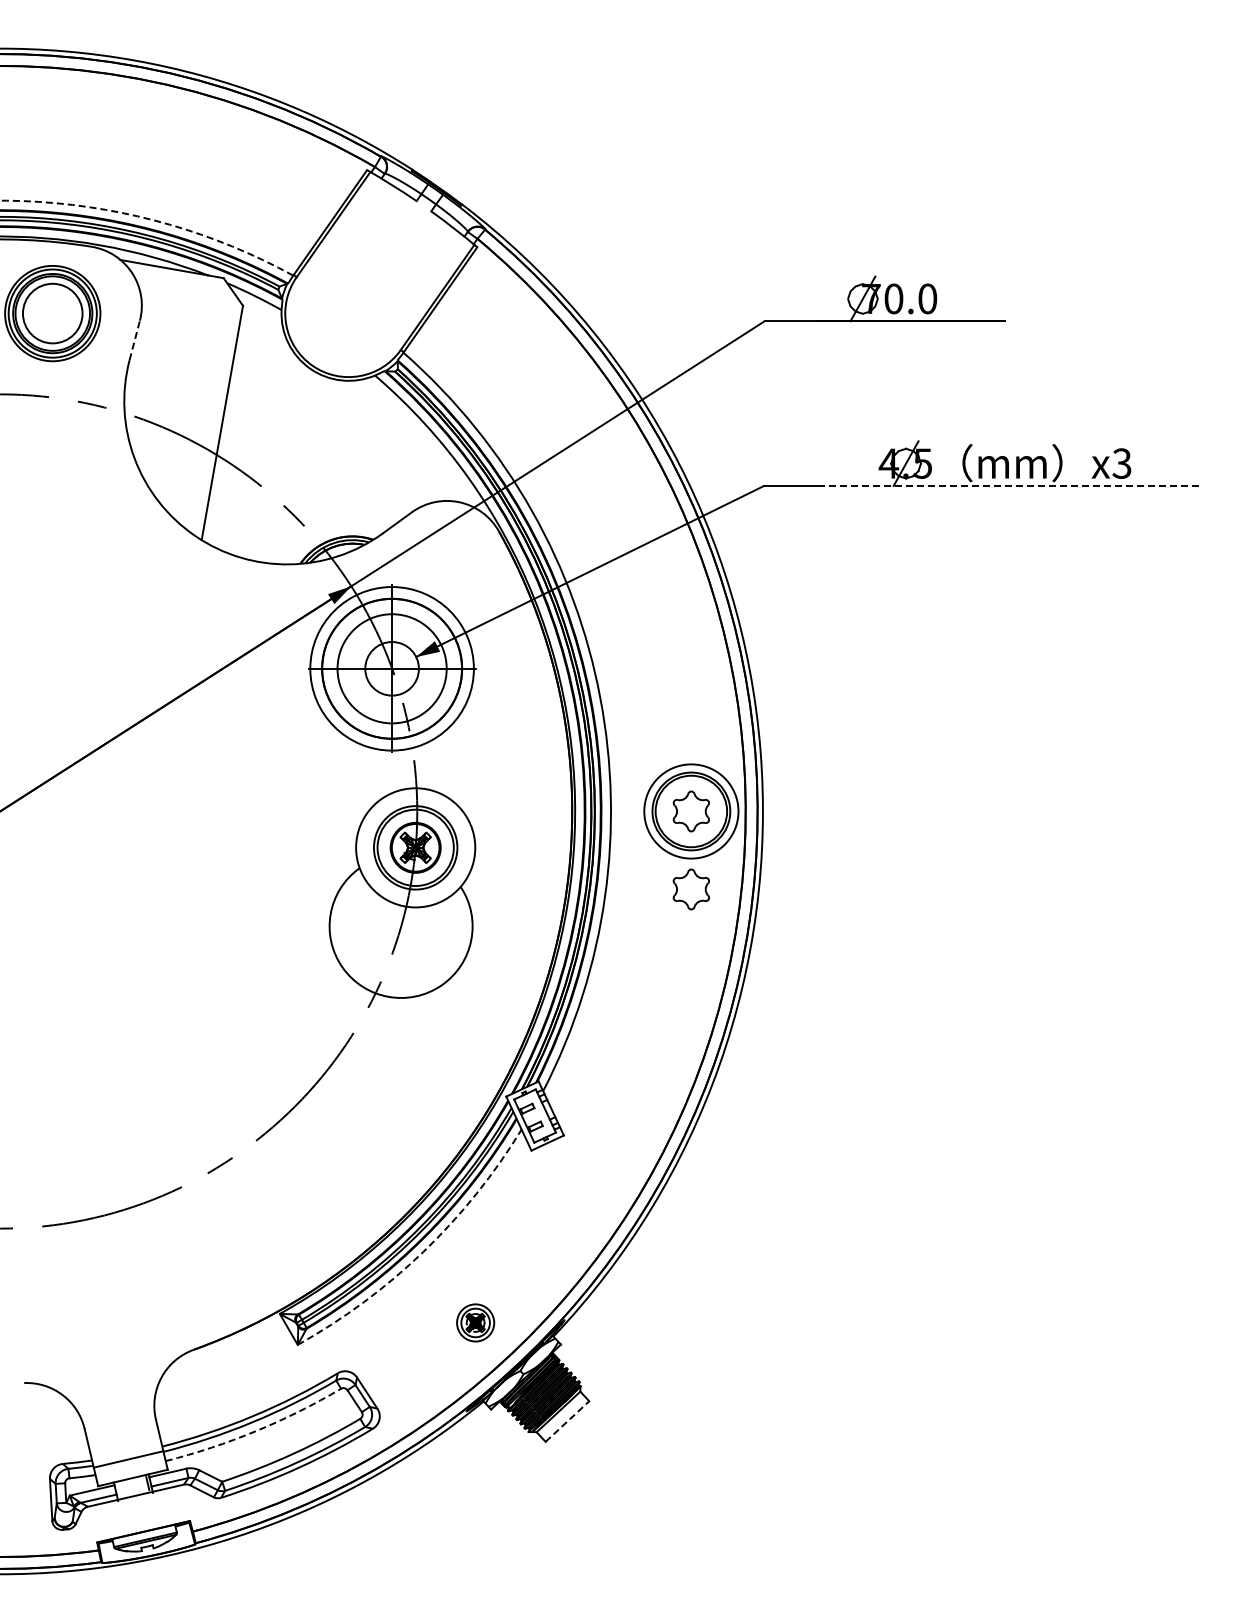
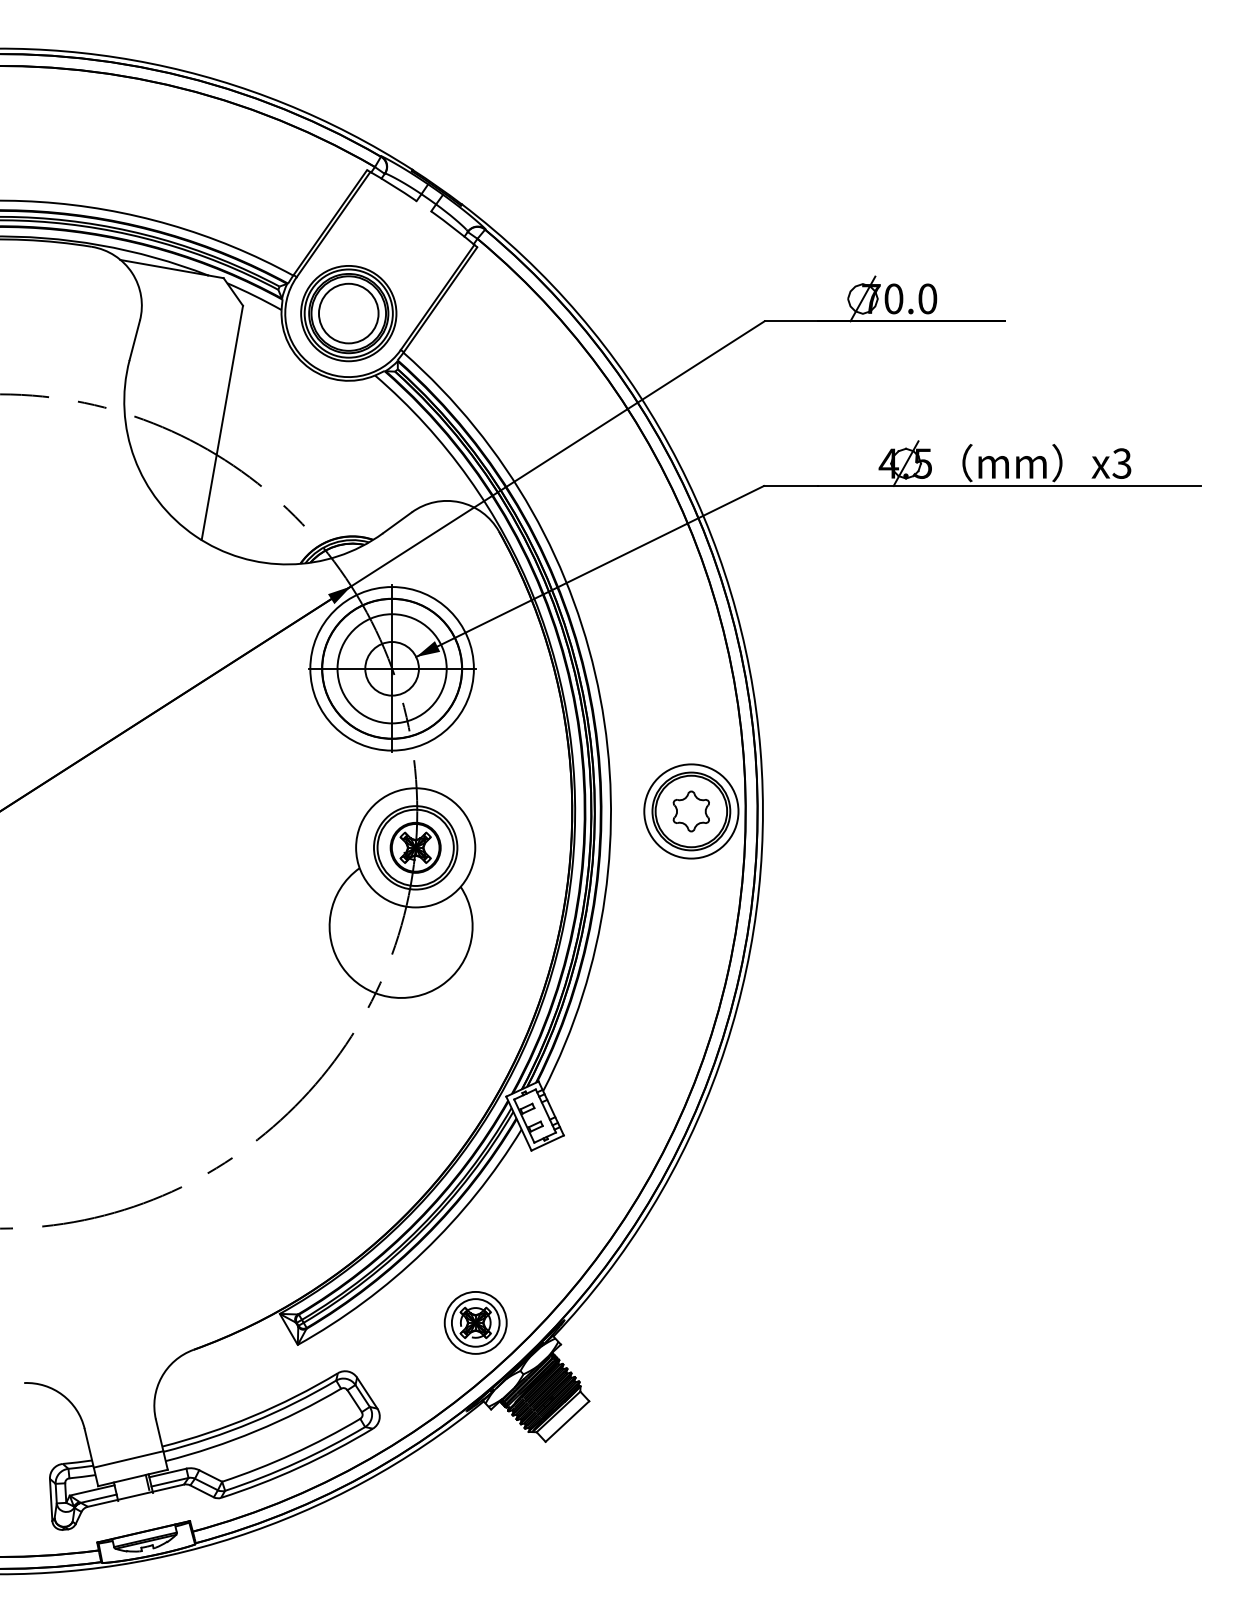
arc: dashed -> solid (150, 219)
part position: (52, 313) -> (348, 313) (348, 313)
line: dashed -> solid (134, 339)
line: dashed -> solid (1009, 486)
part: present -> none (690, 889)
arc: dashed -> solid (423, 1251)
part size: 40x40 px -> 65x64 px (475, 1322)
line: dashed -> solid (567, 1421)
arc: dashed -> solid (255, 1431)
